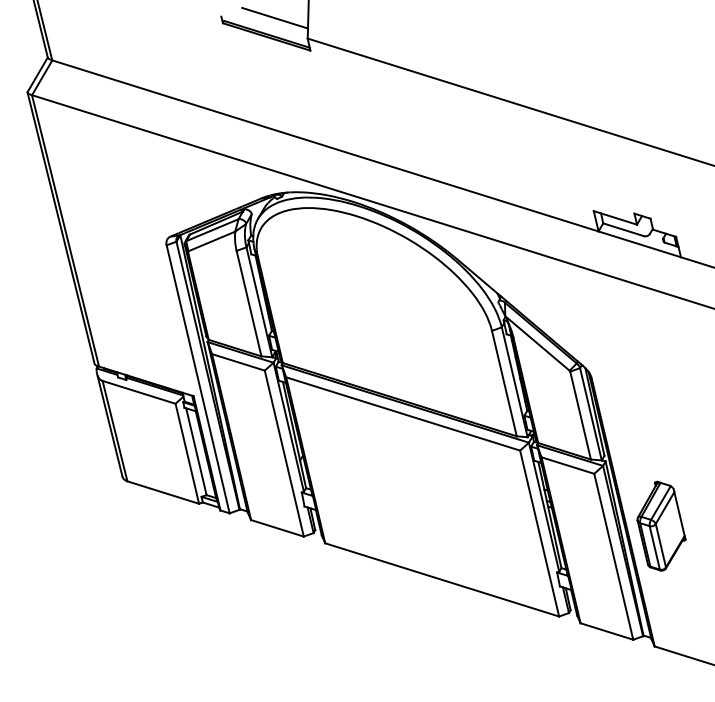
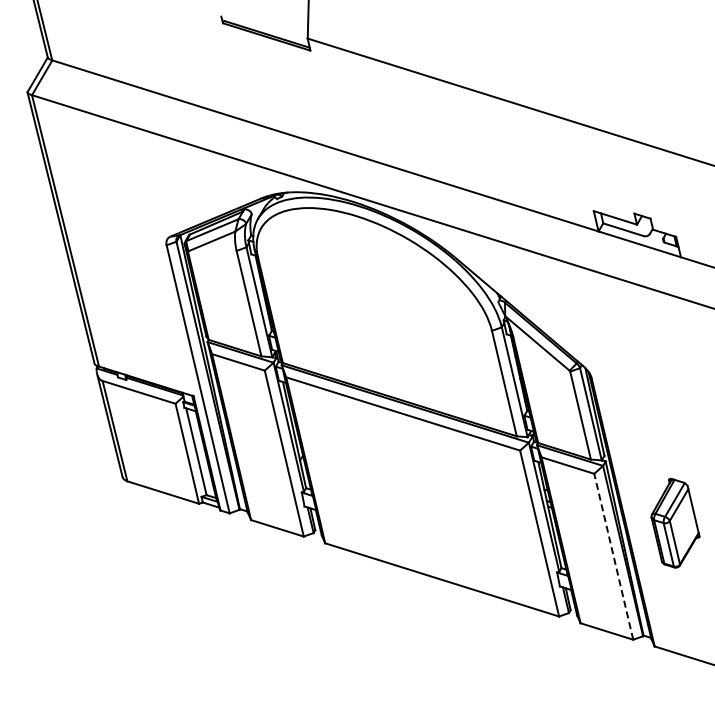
line: present -> none (275, 17)
part position: (661, 526) -> (675, 523) (675, 523)
line: solid -> dashed (613, 556)
